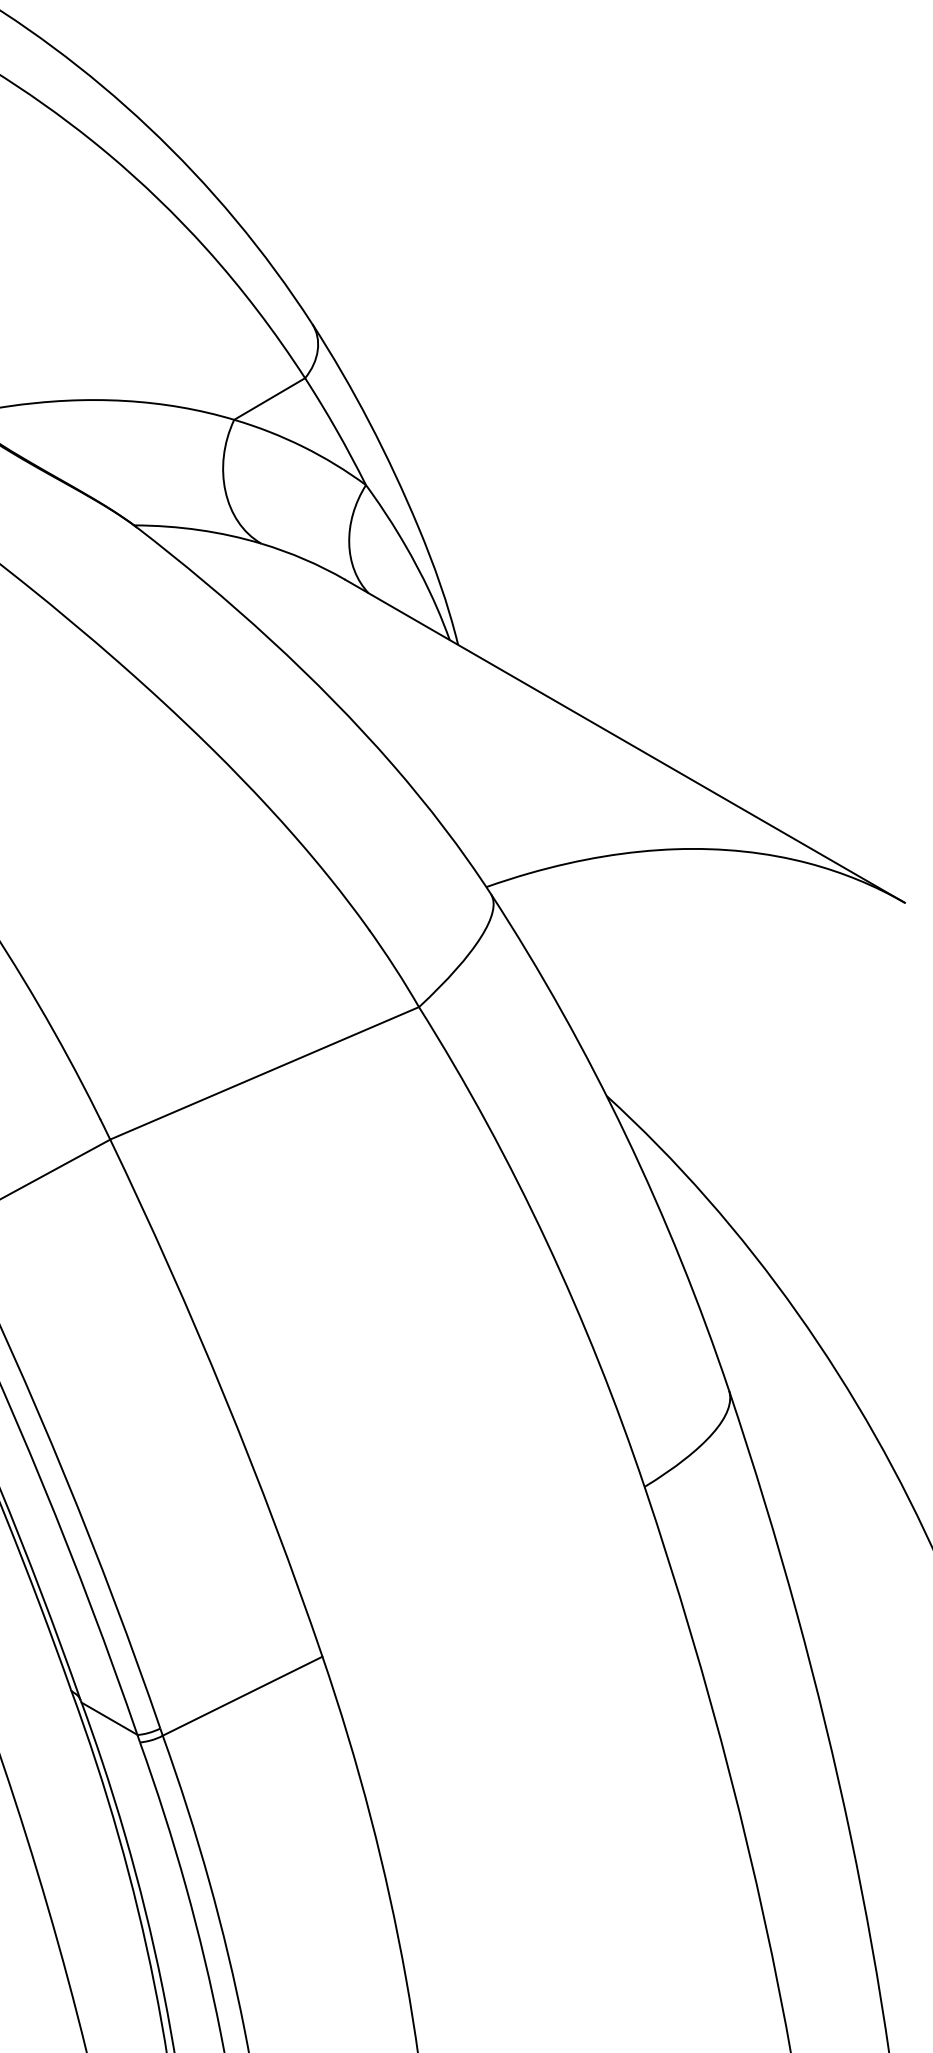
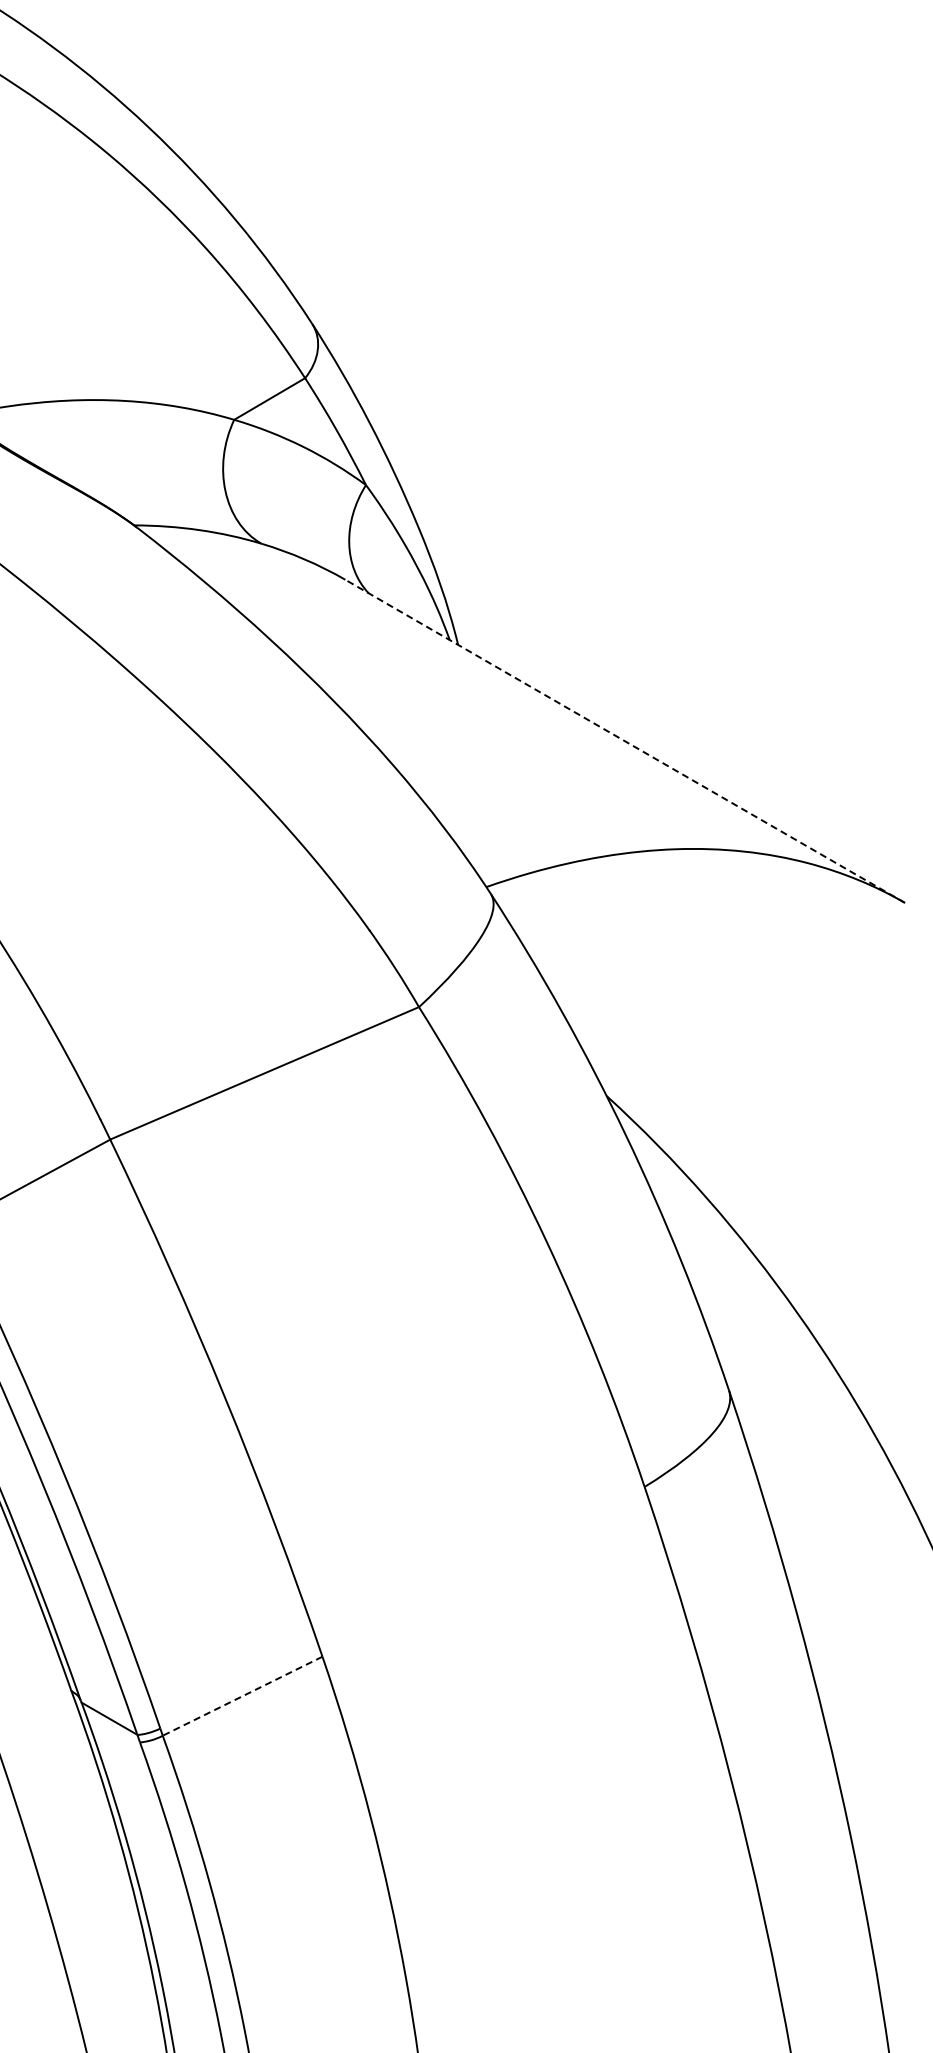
line: solid -> dashed (624, 741)
line: solid -> dashed (242, 1696)
